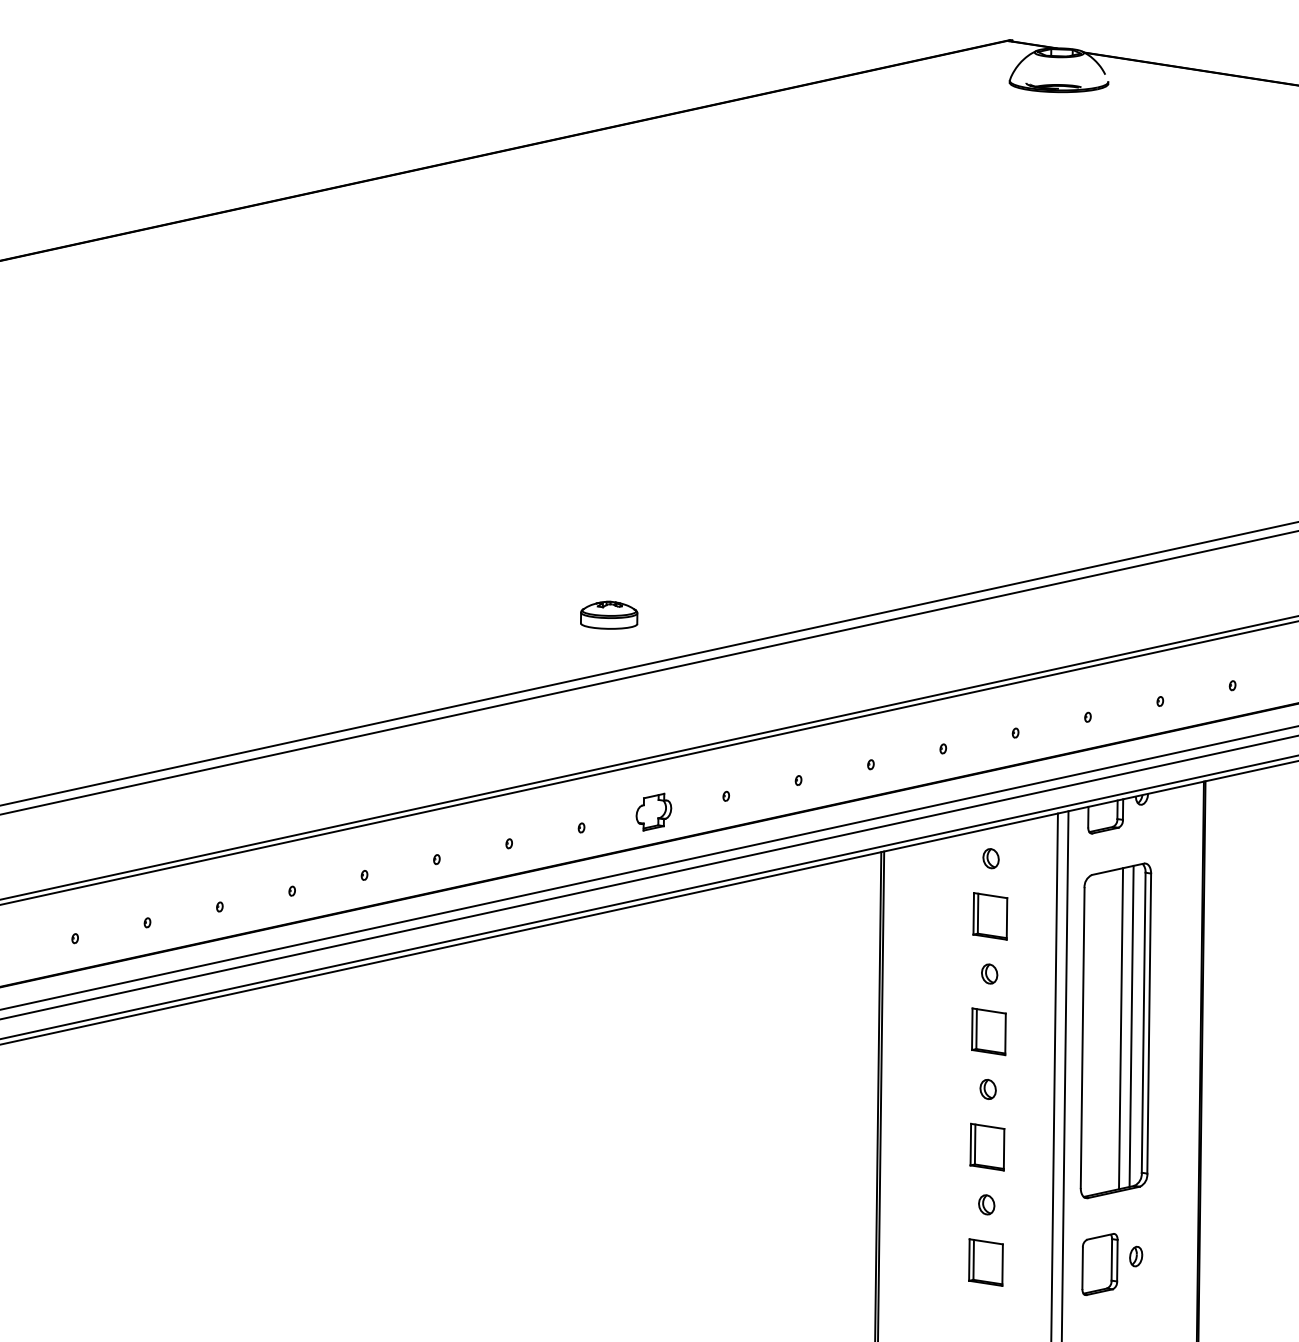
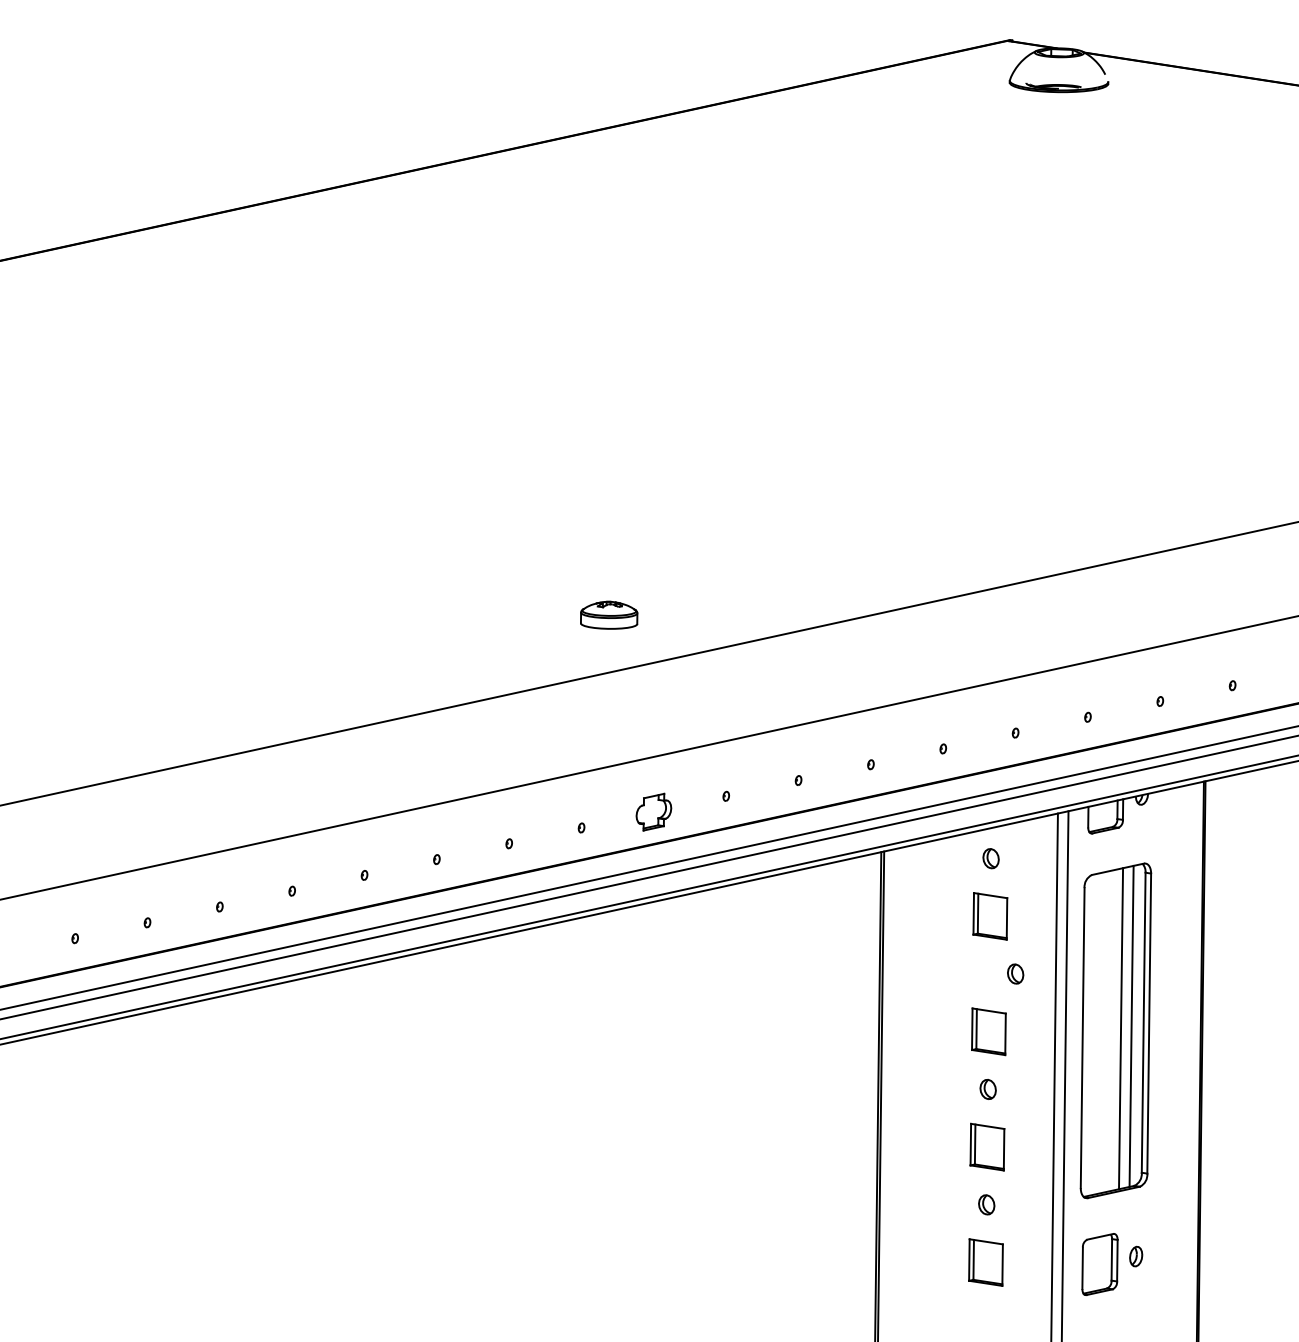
line: present -> none (648, 672)
line: present -> none (648, 762)
part position: (989, 973) -> (1015, 973) (1015, 973)
